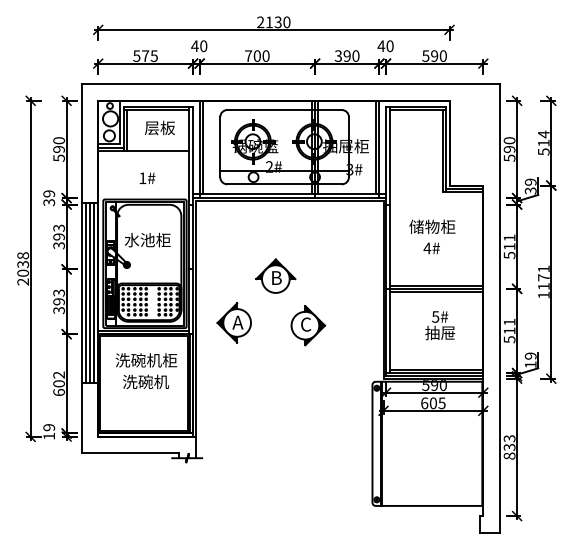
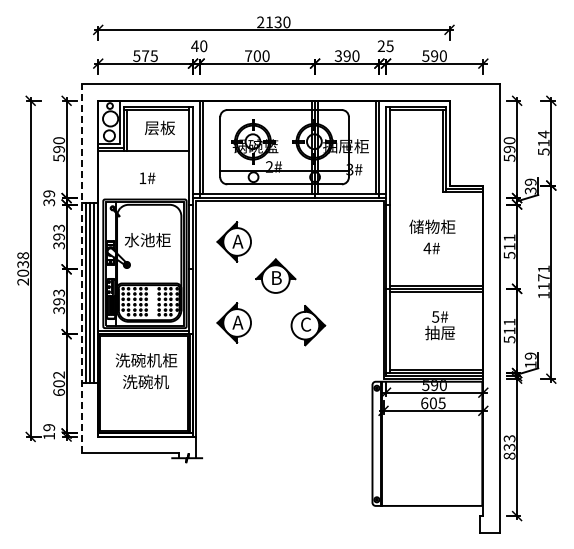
text: 40 -> 25 (385, 45)
part: none -> present (233, 241)
line: solid -> dashed (81, 268)
